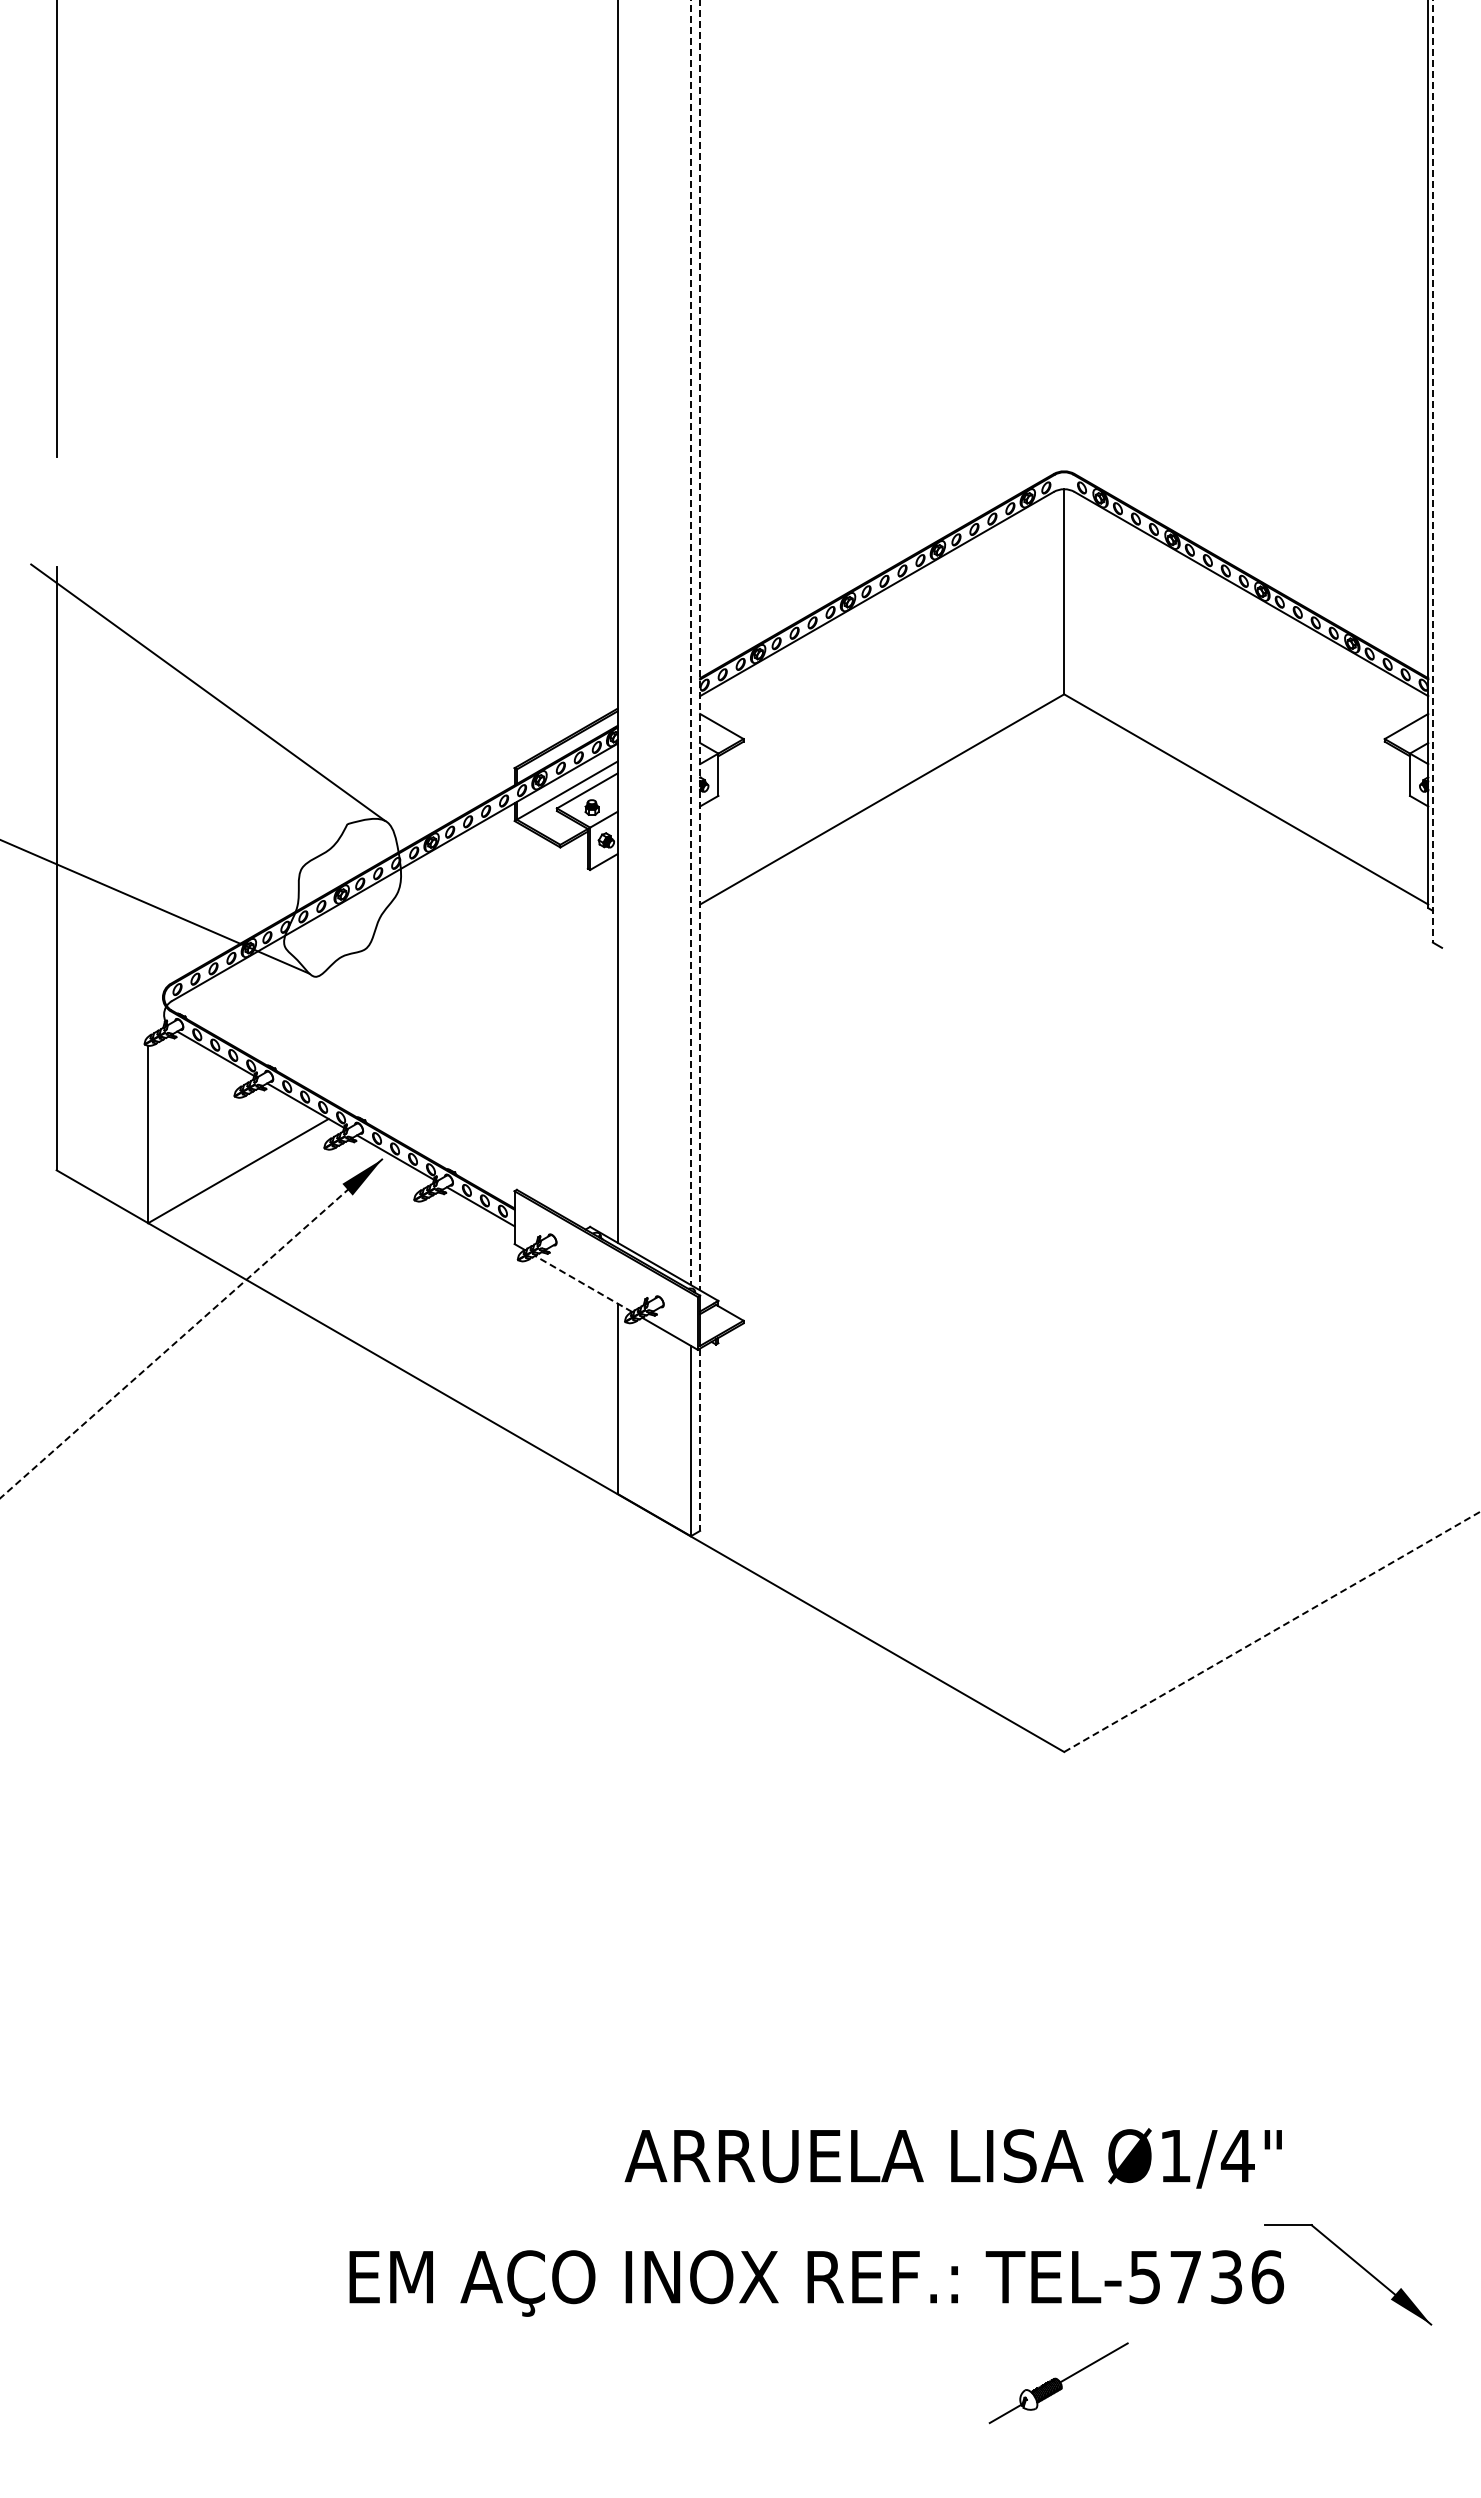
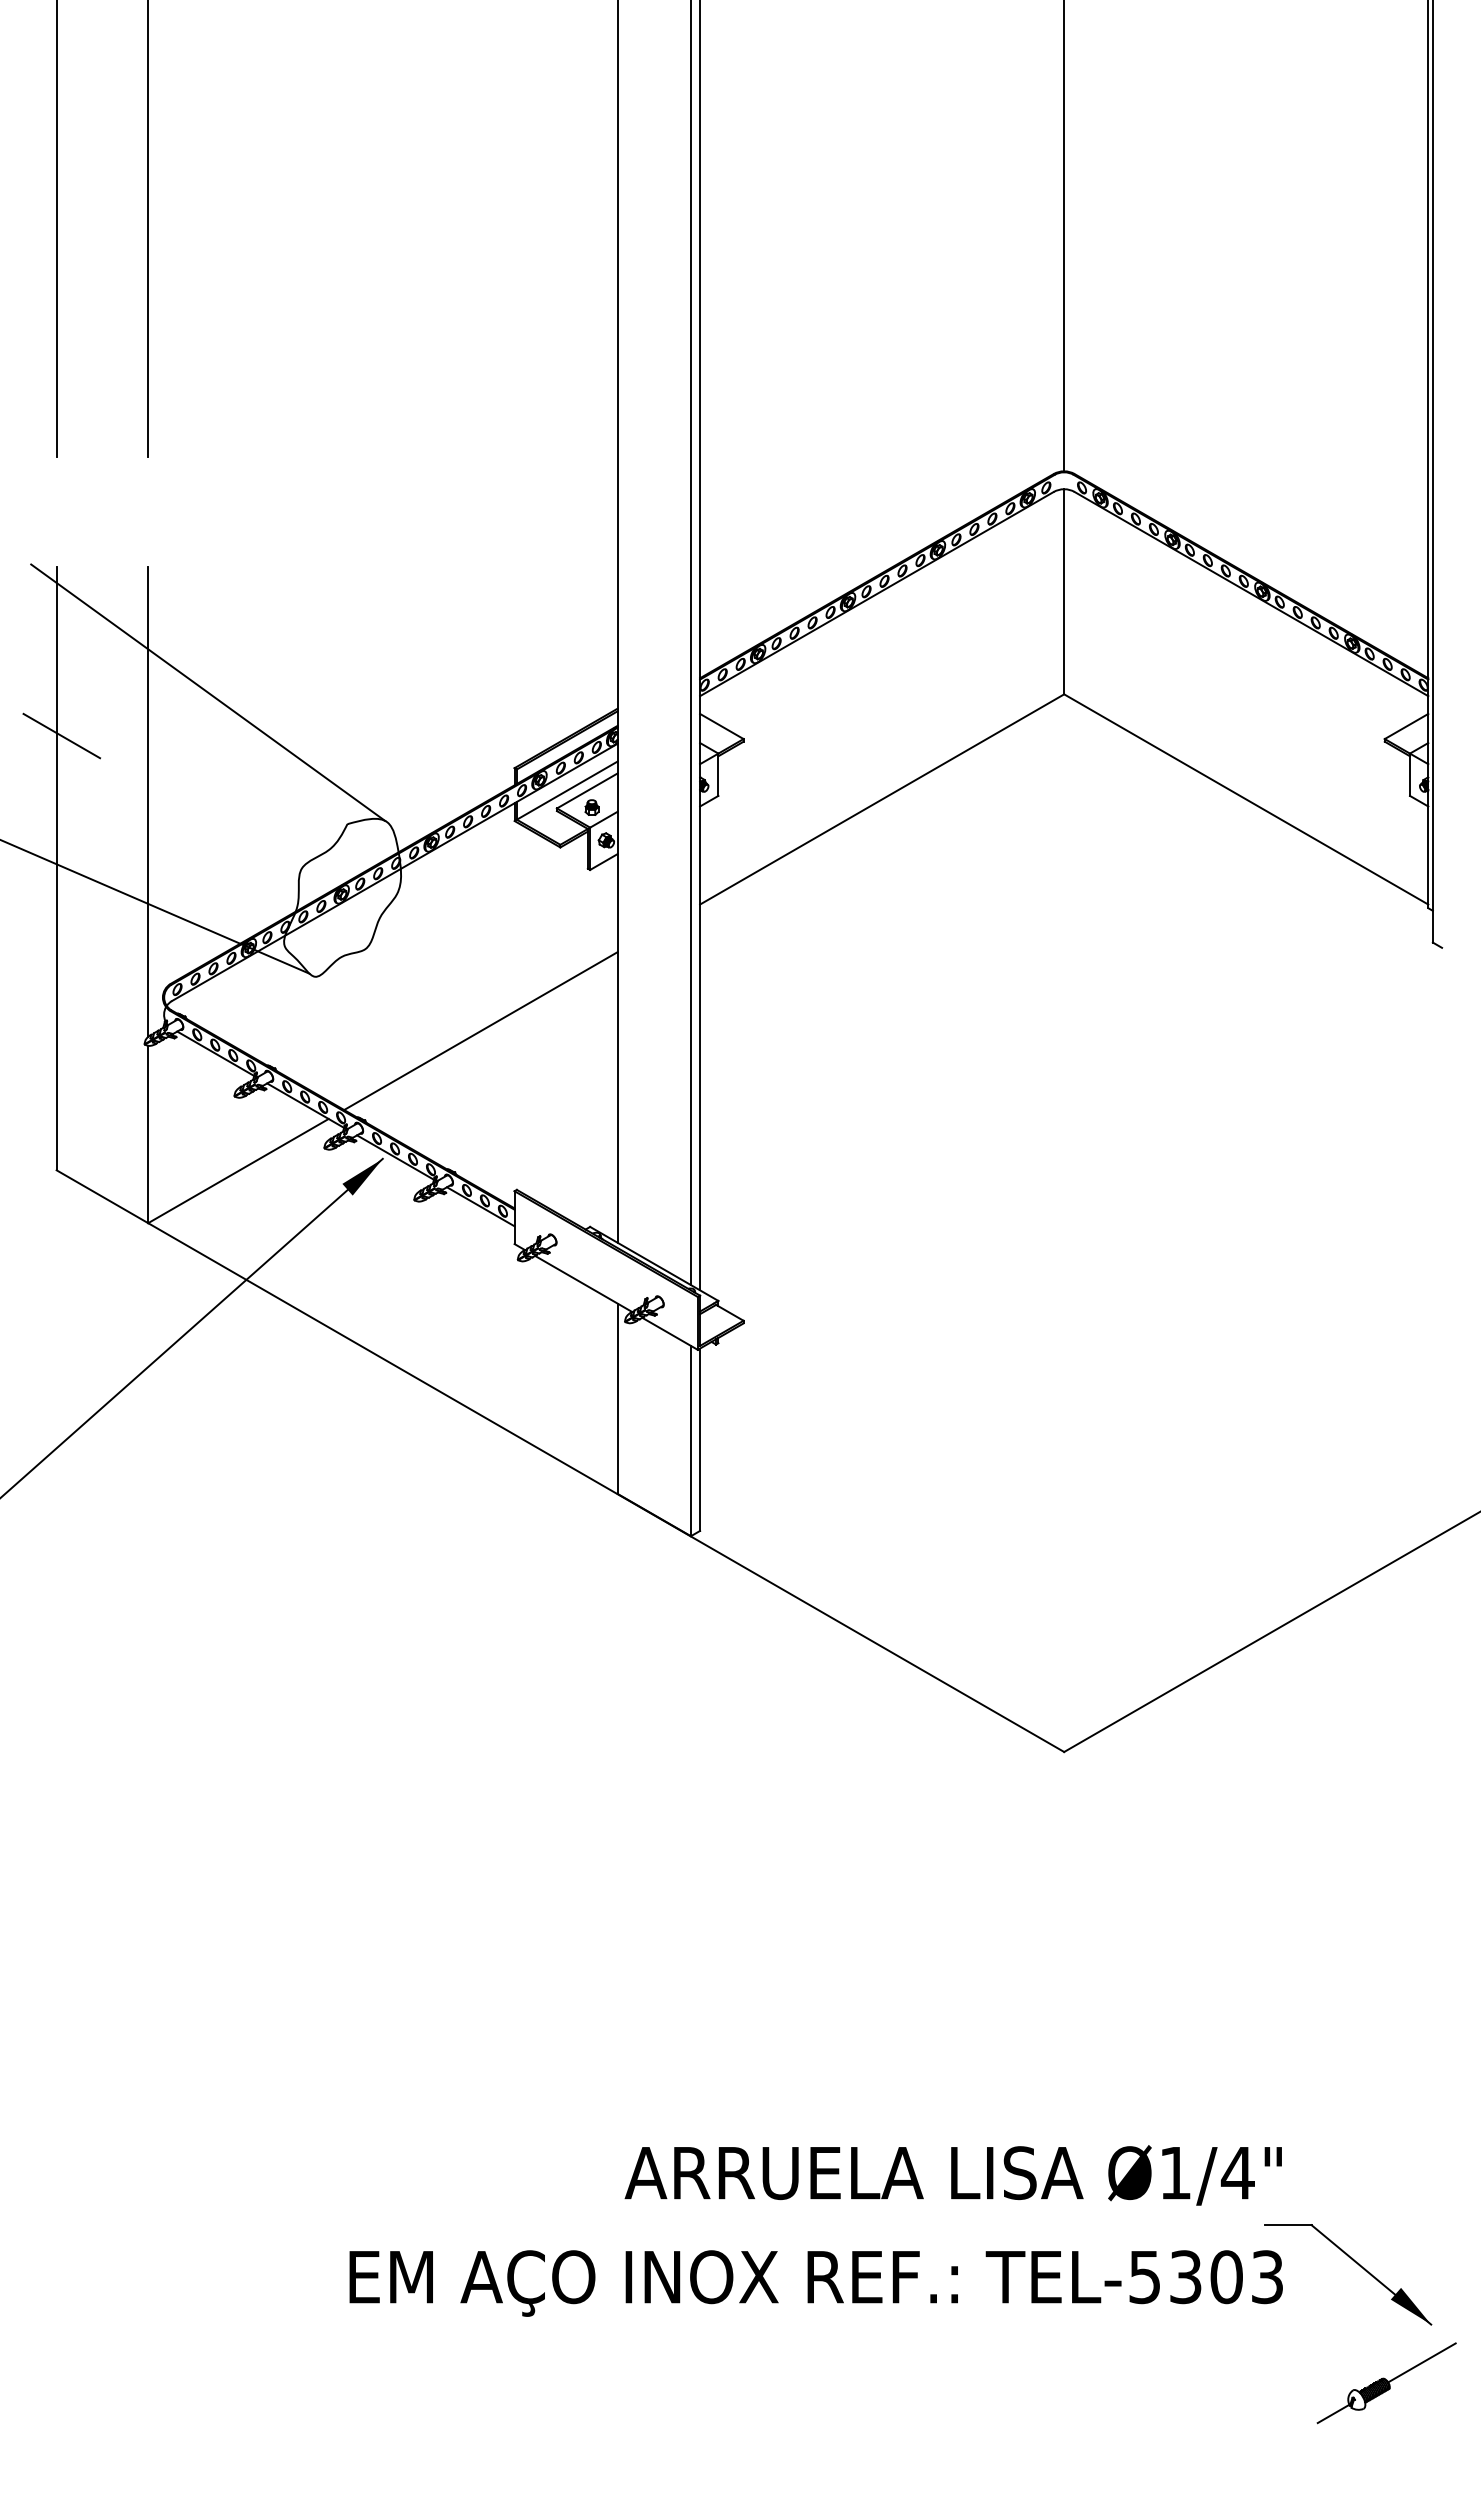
line: none -> present (148, 229)
line: none -> present (1064, 236)
line: dashed -> solid (1432, 471)
line: dashed -> solid (690, 643)
line: dashed -> solid (700, 645)
line: none -> present (61, 735)
line: none -> present (148, 801)
line: none -> present (480, 1031)
line: dashed -> solid (583, 1283)
line: dashed -> solid (191, 1328)
line: dashed -> solid (700, 1440)
line: dashed -> solid (1272, 1631)
text position: (952, 2158) -> (952, 2175) (952, 2175)
text: TEL-5736 -> TEL-5303 (1227, 2277)
part position: (1058, 2383) -> (1386, 2383) (1386, 2383)
